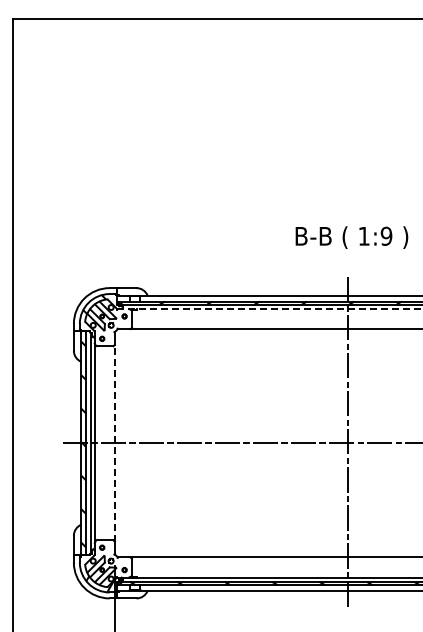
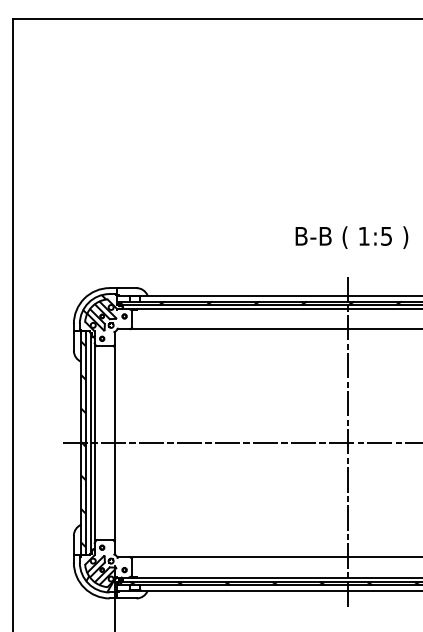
text: 1:9 -> 1:5 (386, 235)
line: dashed -> solid (272, 309)
line: dashed -> solid (114, 443)
